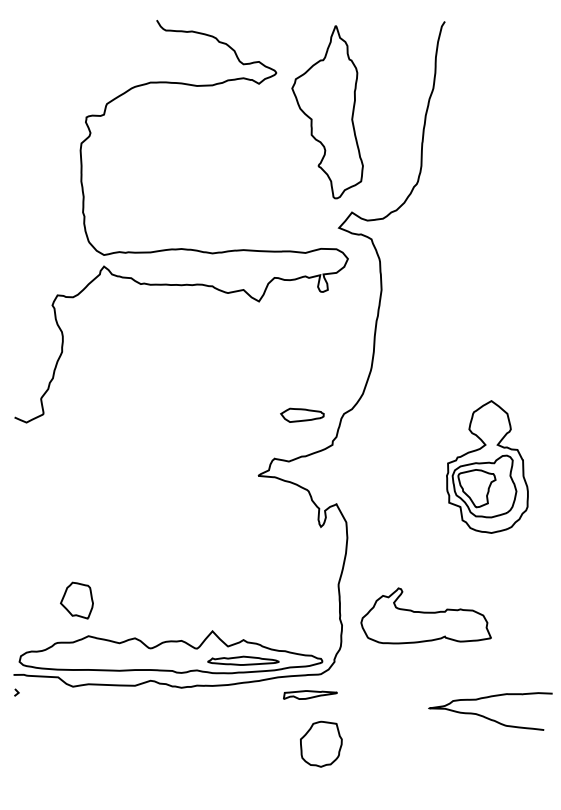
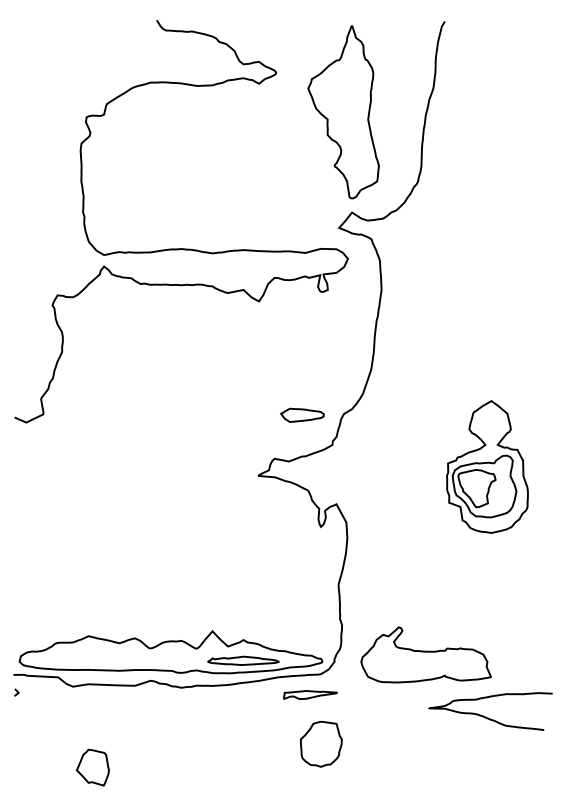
part position: (327, 112) -> (343, 112) (343, 112)
part position: (76, 600) -> (92, 767) (92, 767)
part position: (425, 615) -> (425, 654) (425, 654)
